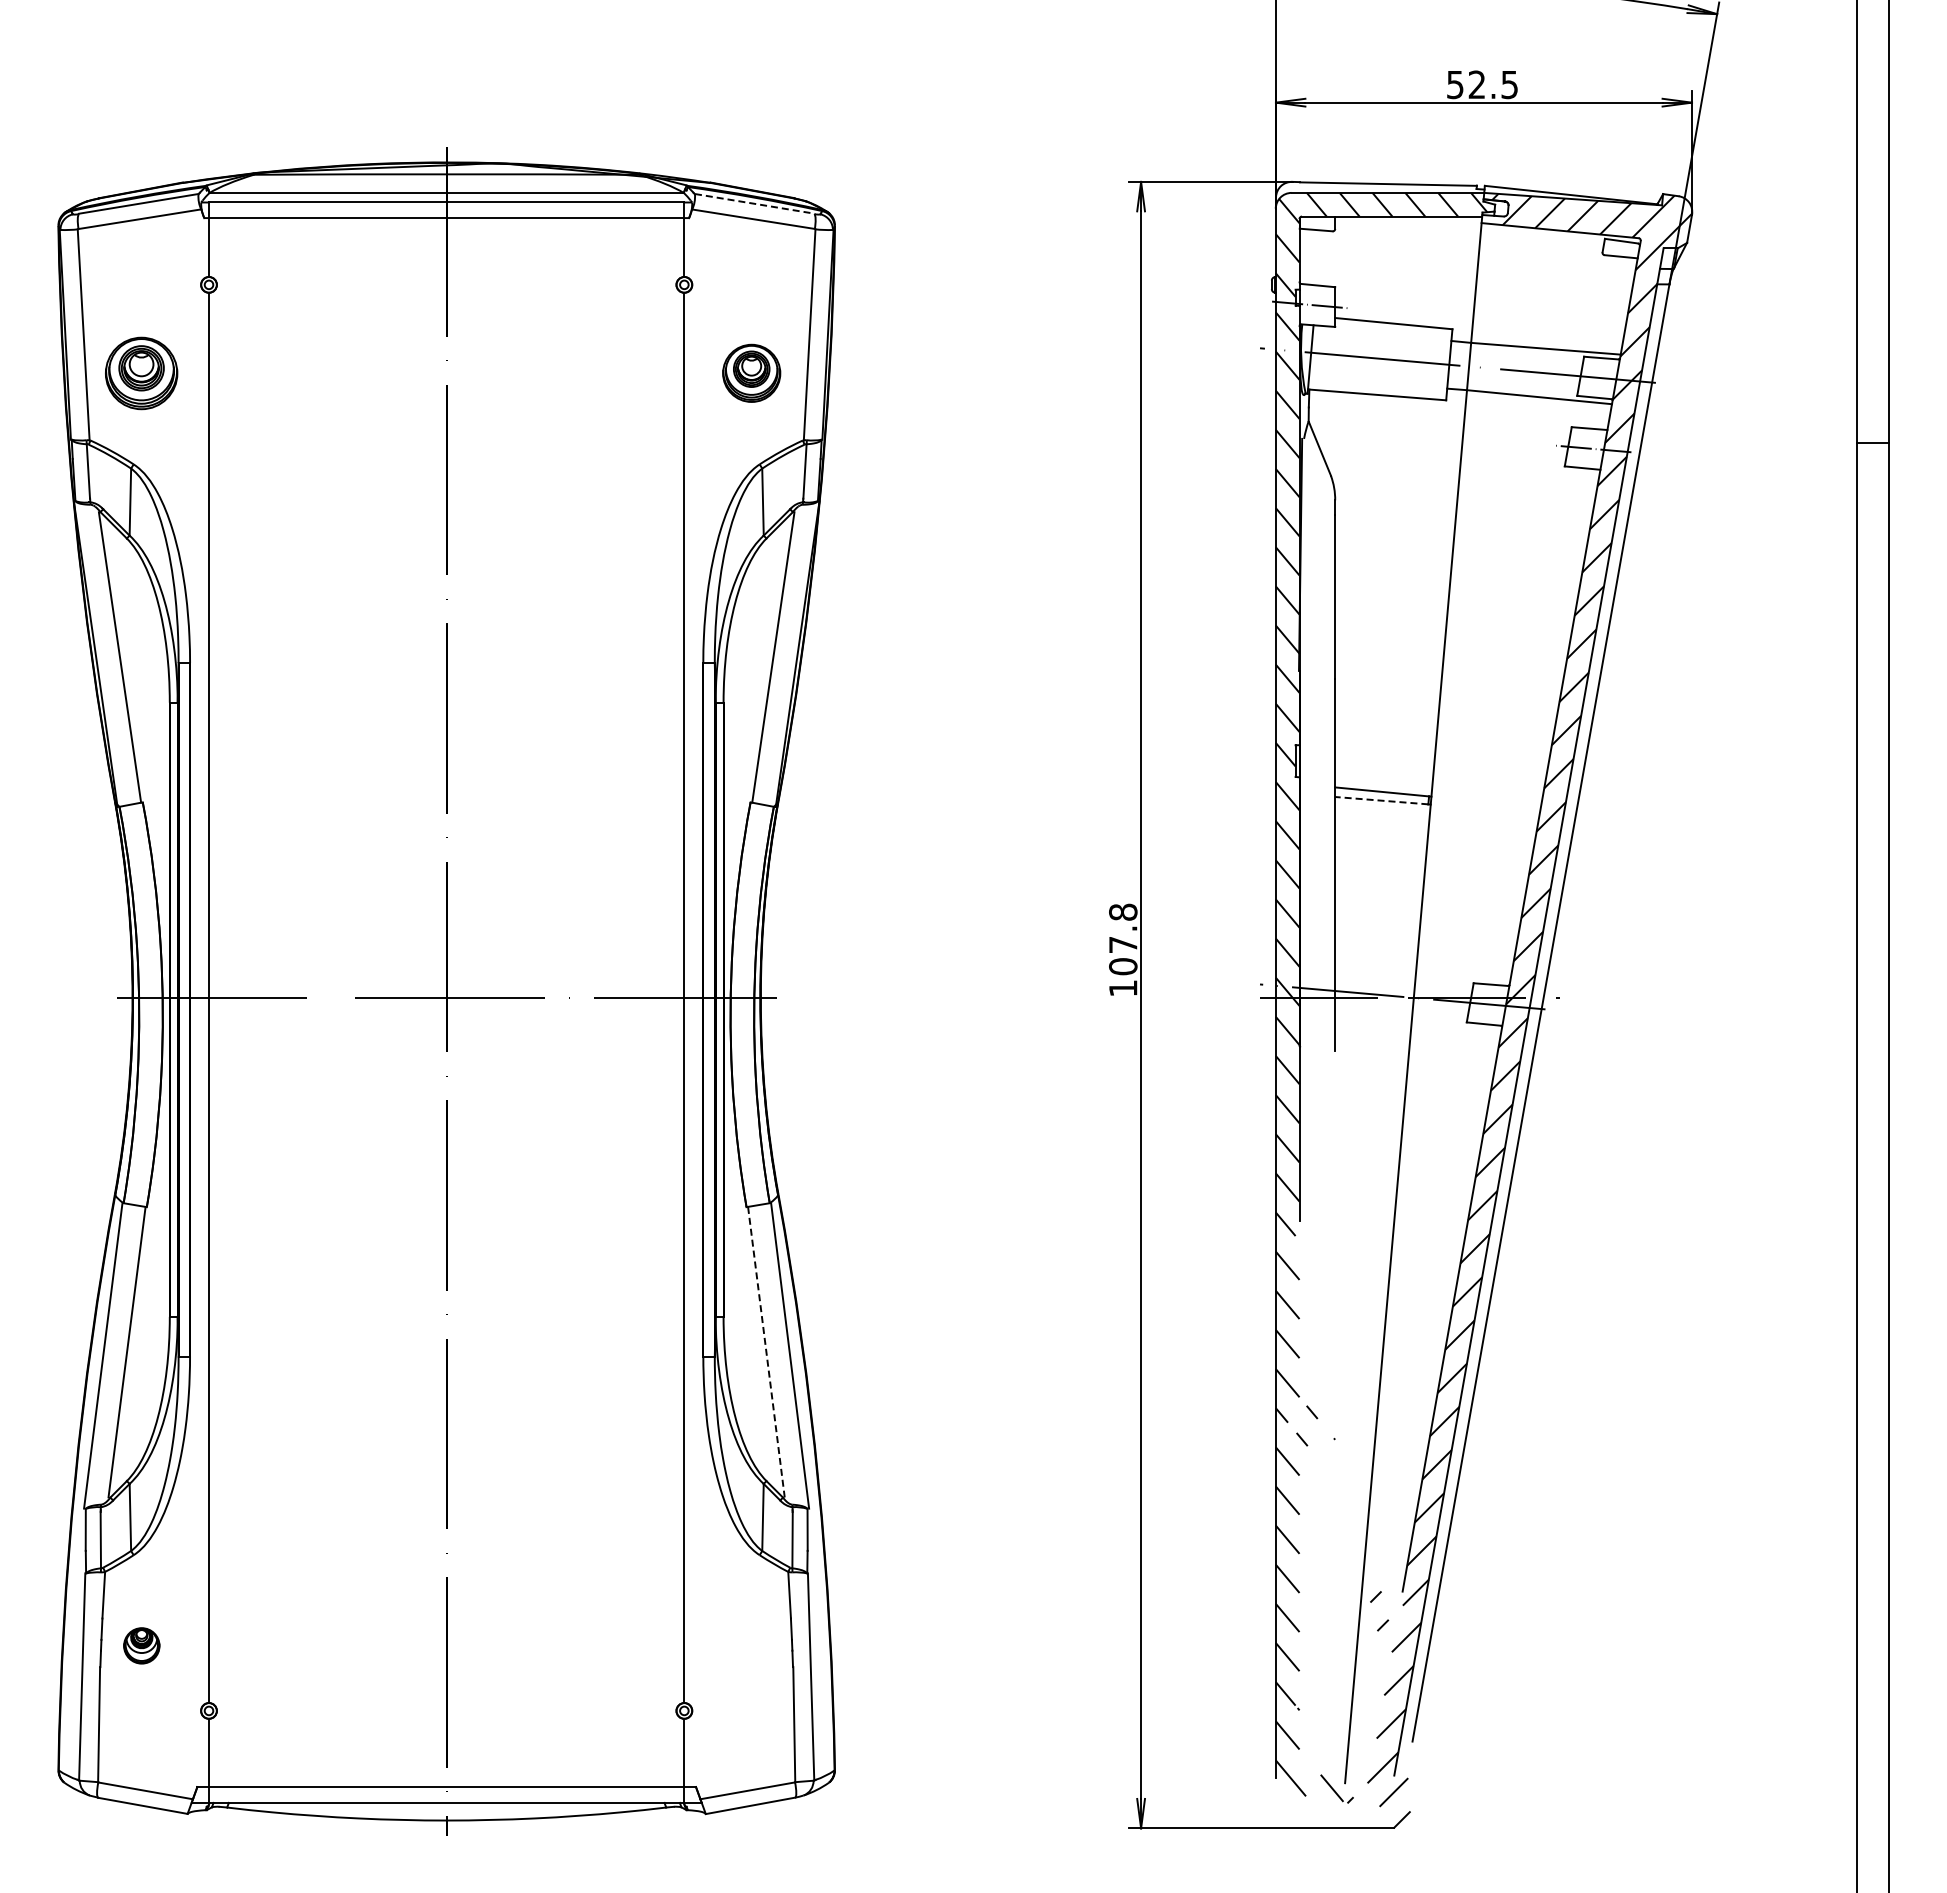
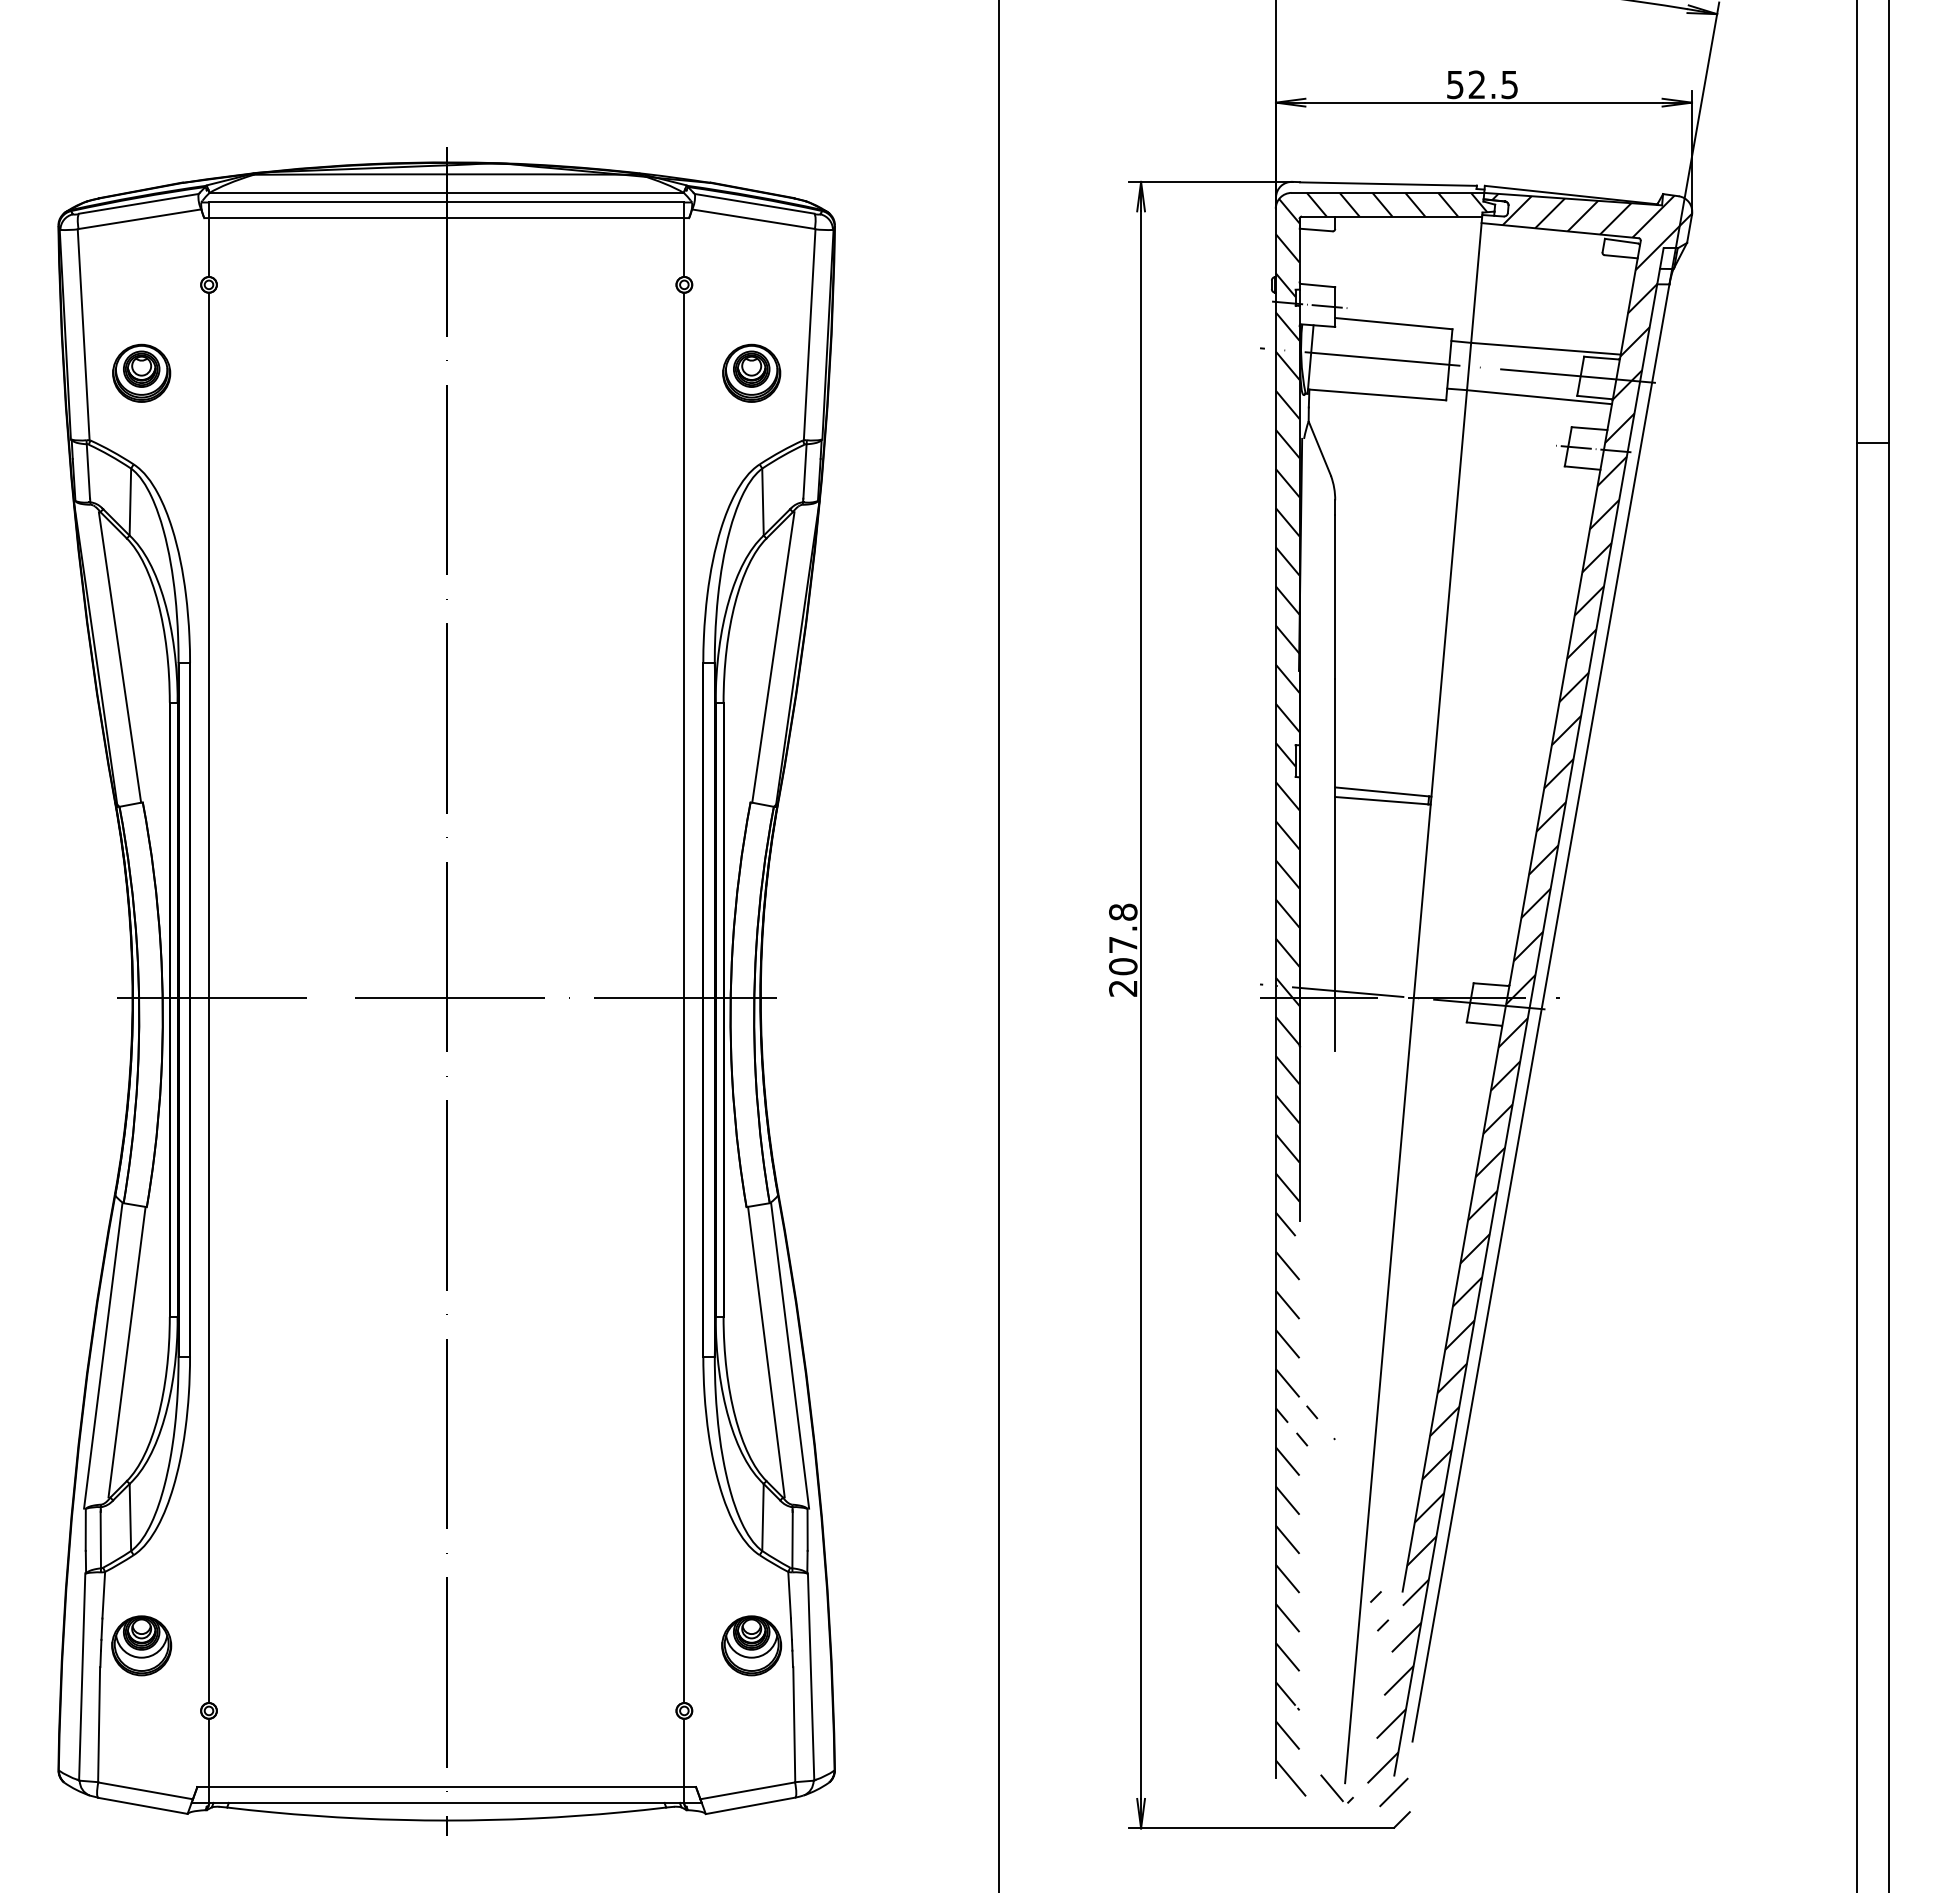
line: dashed -> solid (754, 203)
part size: 74x75 px -> 60x60 px (141, 372)
line: dashed -> solid (1381, 800)
line: none -> present (998, 945)
text: 107.8 -> 207.8 (1123, 988)
line: dashed -> solid (766, 1352)
part size: 38x38 px -> 62x62 px (141, 1645)
part: none -> present (751, 1645)
